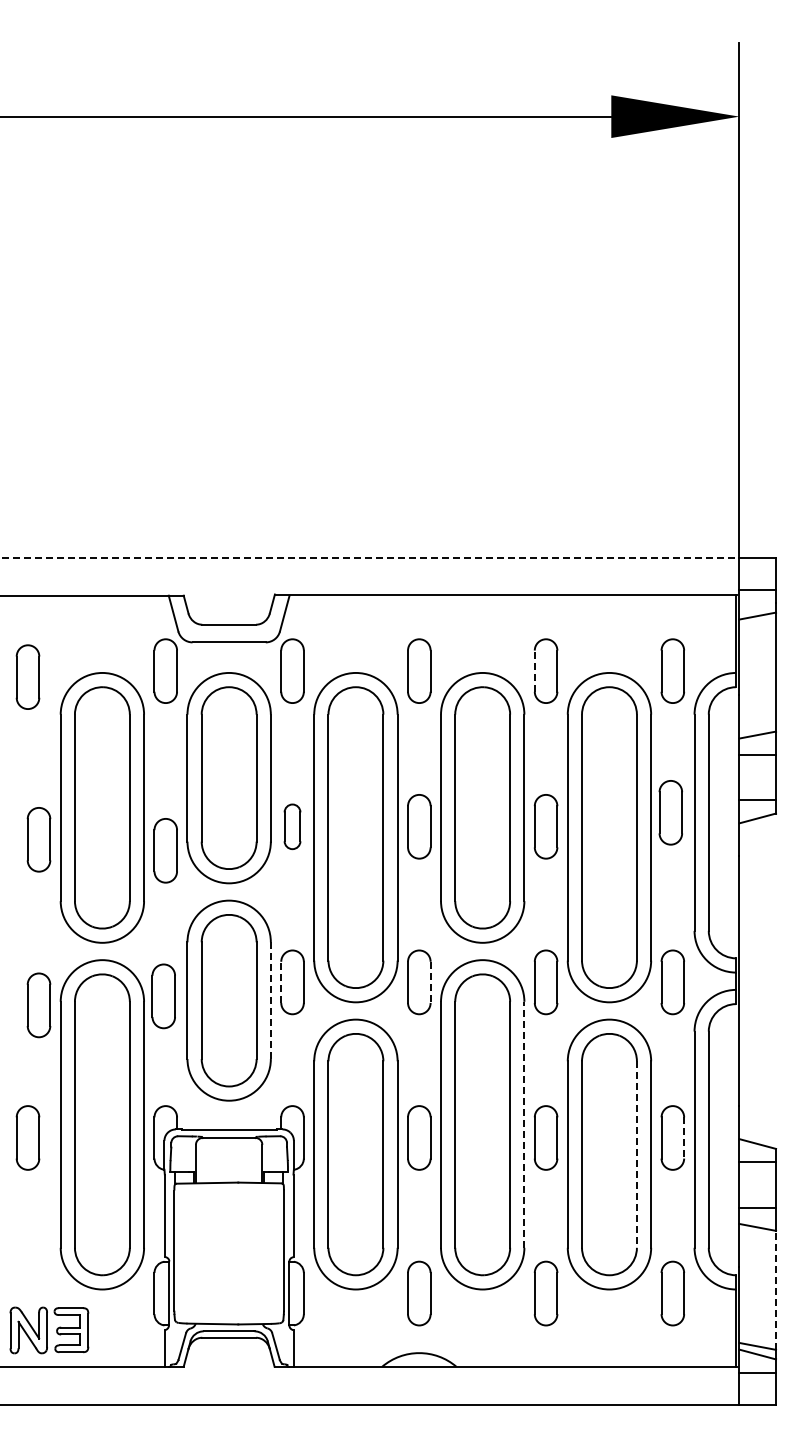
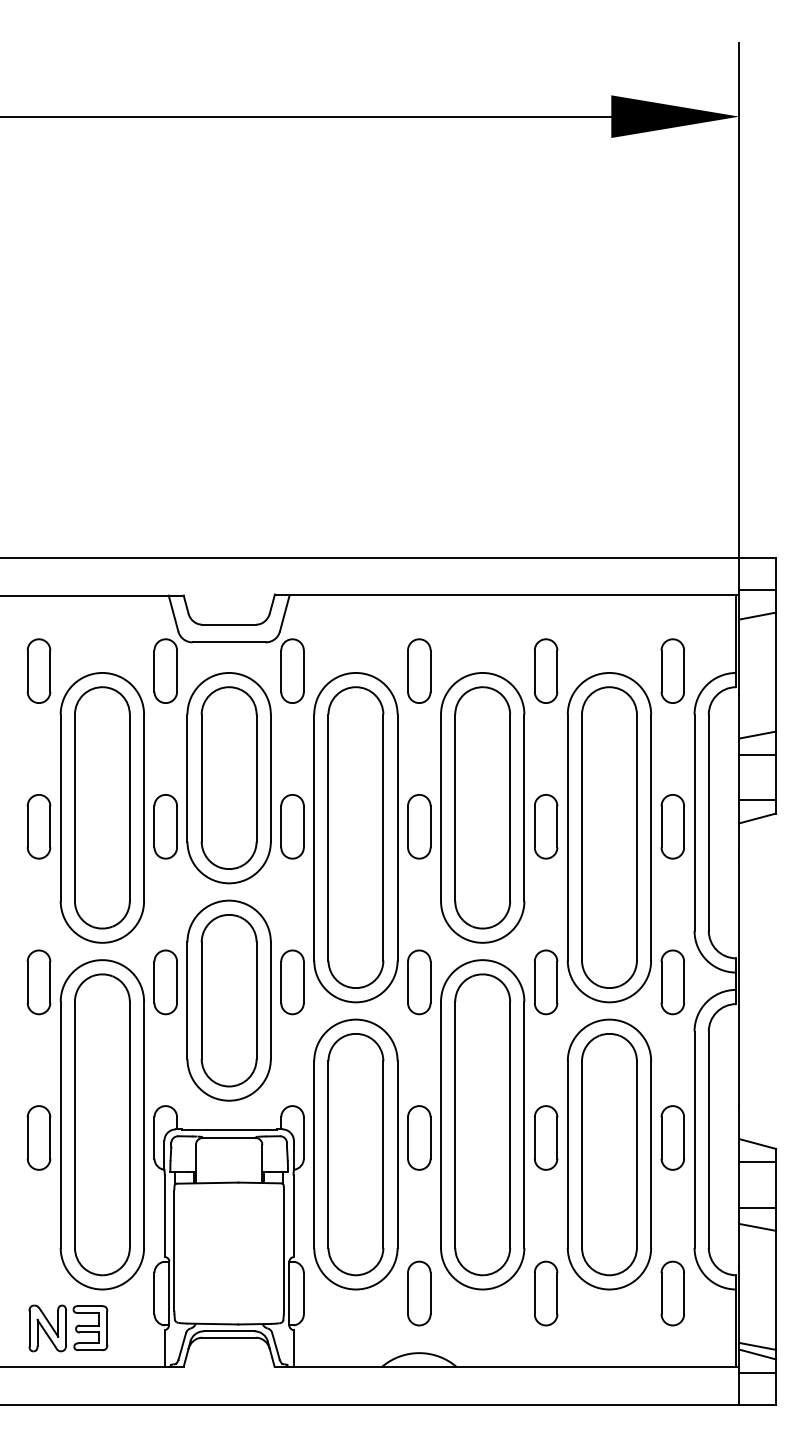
line: dashed -> solid (370, 557)
line: dashed -> solid (534, 671)
part position: (27, 676) -> (38, 670) (38, 670)
part position: (670, 812) -> (672, 826) (672, 826)
part size: 19x48 px -> 25x66 px (292, 826)
part position: (38, 839) -> (38, 826) (38, 826)
part position: (165, 850) -> (165, 826) (165, 826)
line: dashed -> solid (281, 982)
line: dashed -> solid (430, 982)
part position: (163, 996) -> (165, 982) (165, 982)
line: dashed -> solid (270, 1000)
part position: (38, 1005) -> (38, 982) (38, 982)
line: dashed -> solid (524, 1124)
part position: (27, 1137) -> (38, 1137) (38, 1137)
line: dashed -> solid (684, 1137)
line: dashed -> solid (636, 1155)
line: dashed -> solid (776, 1289)
part position: (49, 1330) -> (68, 1328) (68, 1328)
